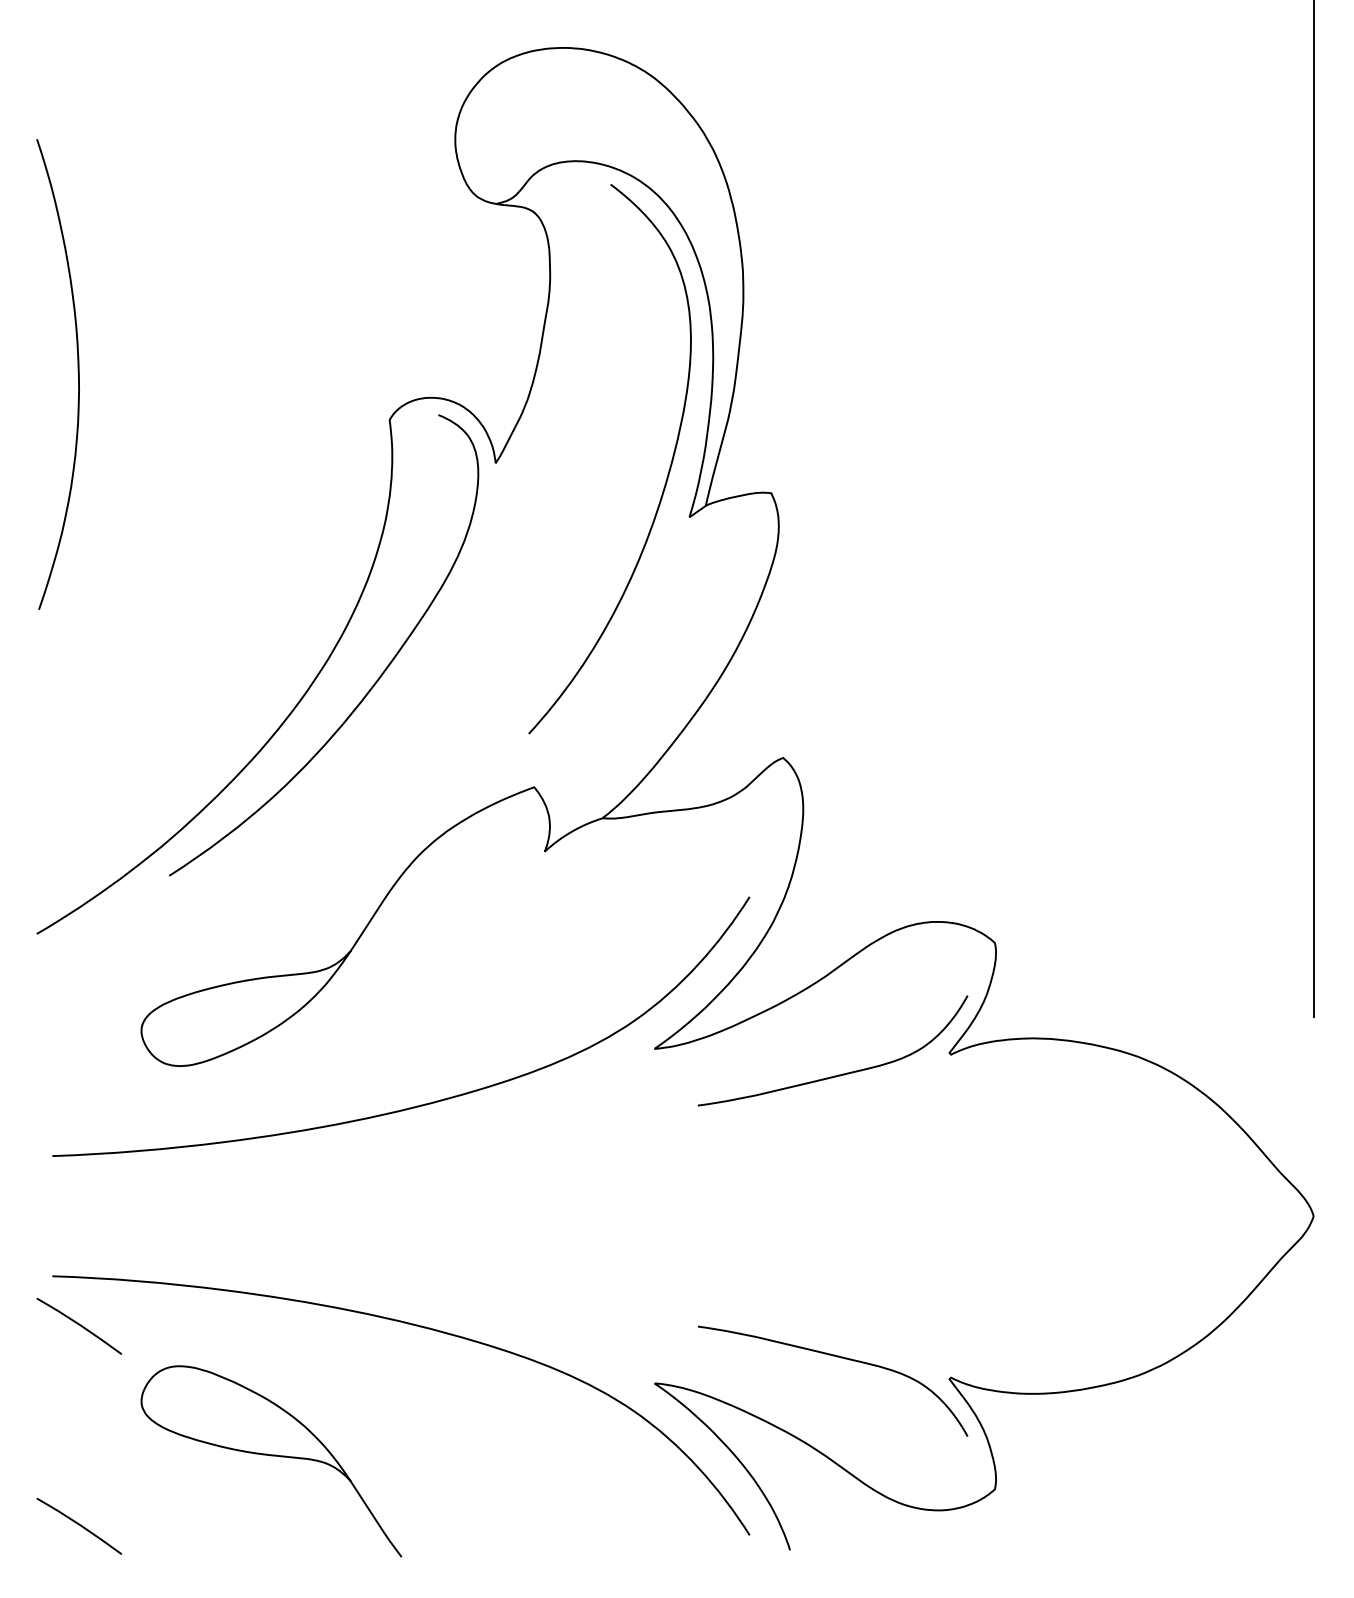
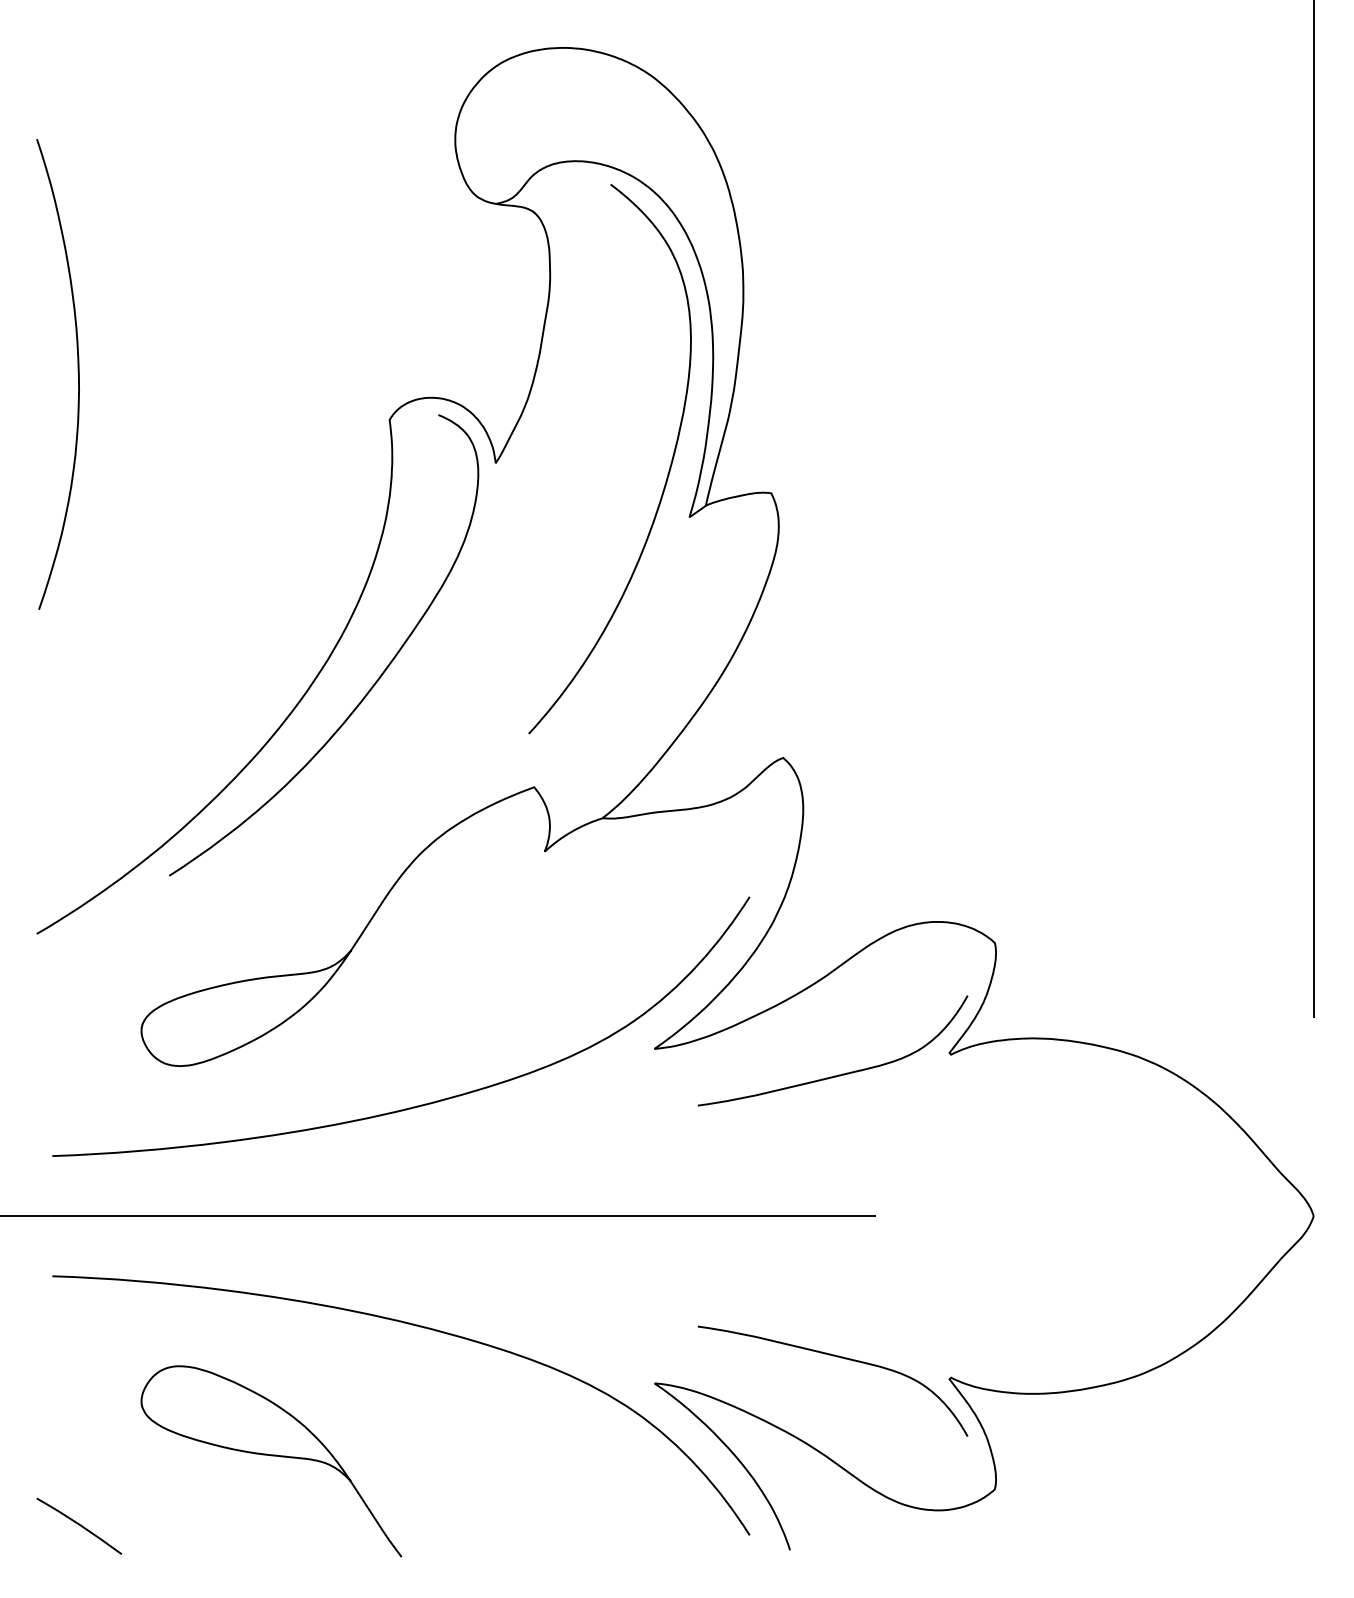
line: none -> present (438, 1216)
curve: present -> none (79, 1325)
